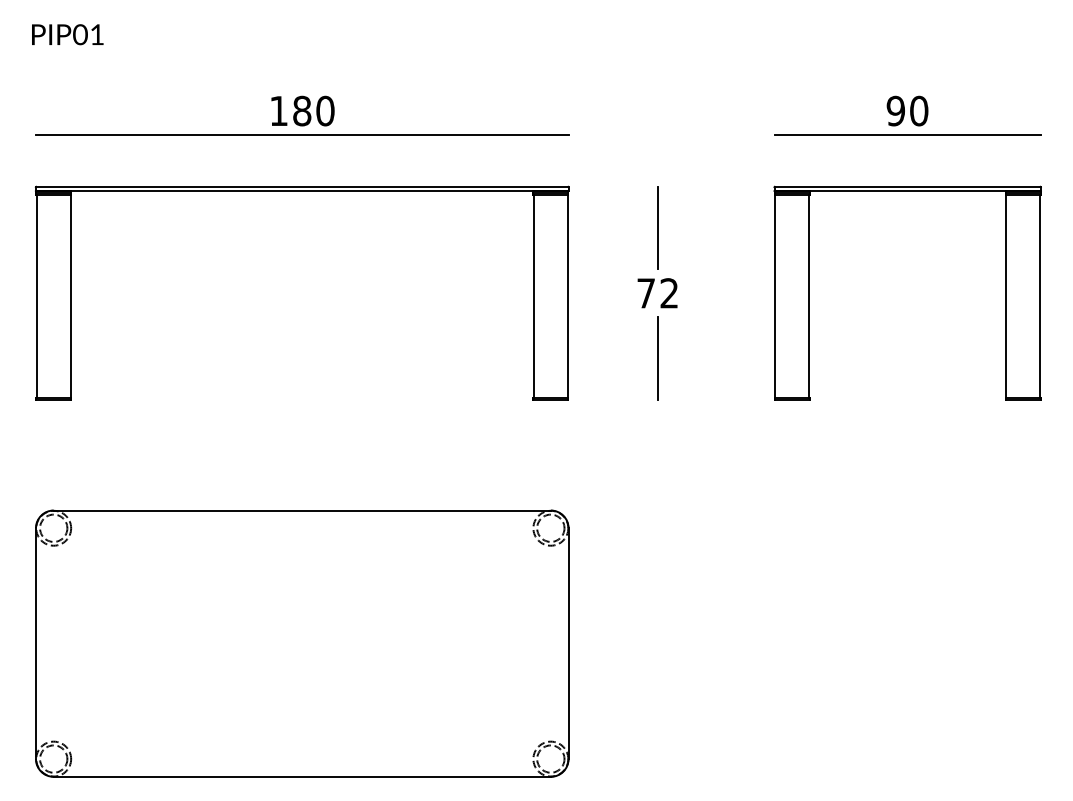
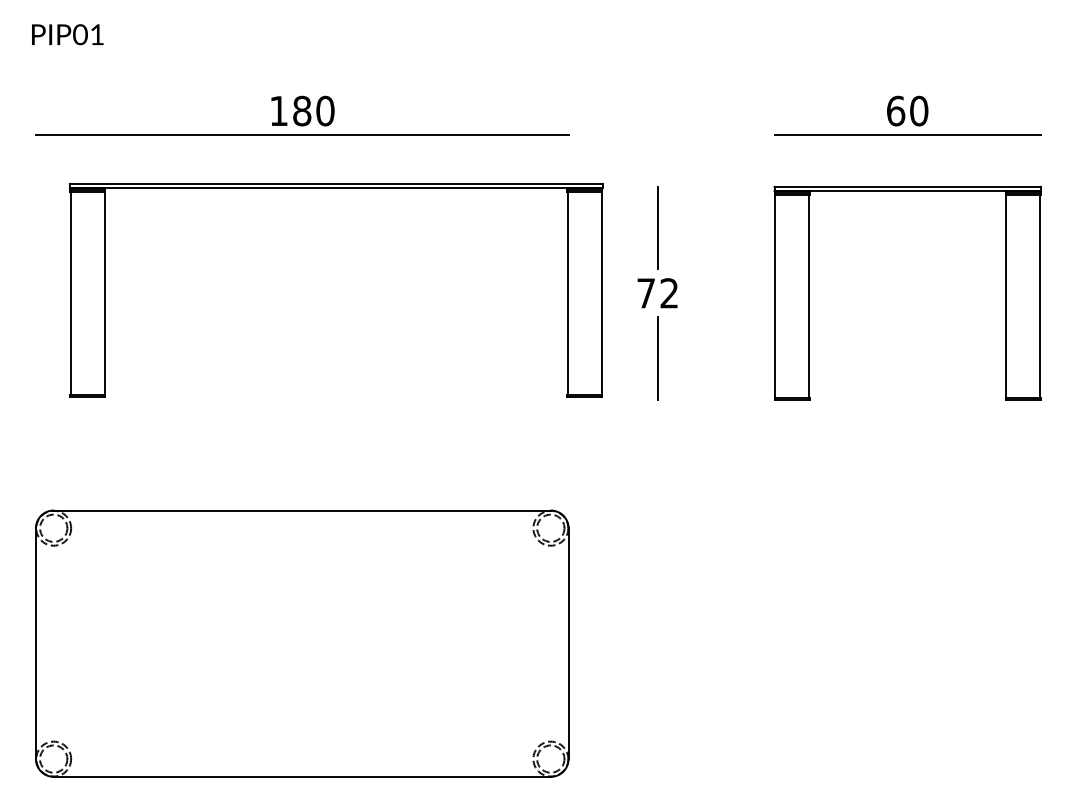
text: 90 -> 60 (895, 110)
part position: (301, 191) -> (335, 188) (335, 188)
